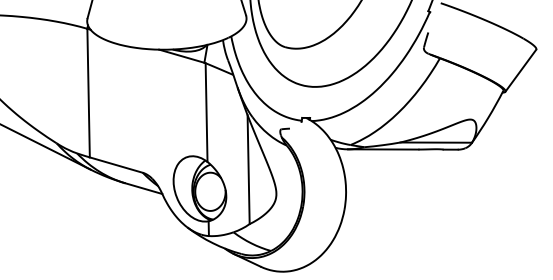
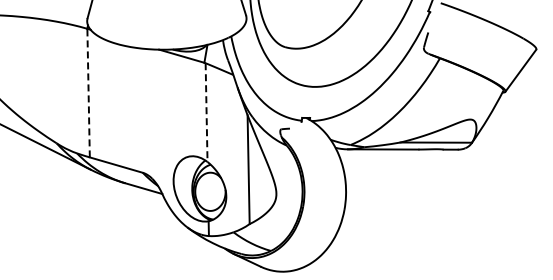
line: solid -> dashed (88, 92)
line: solid -> dashed (206, 113)
